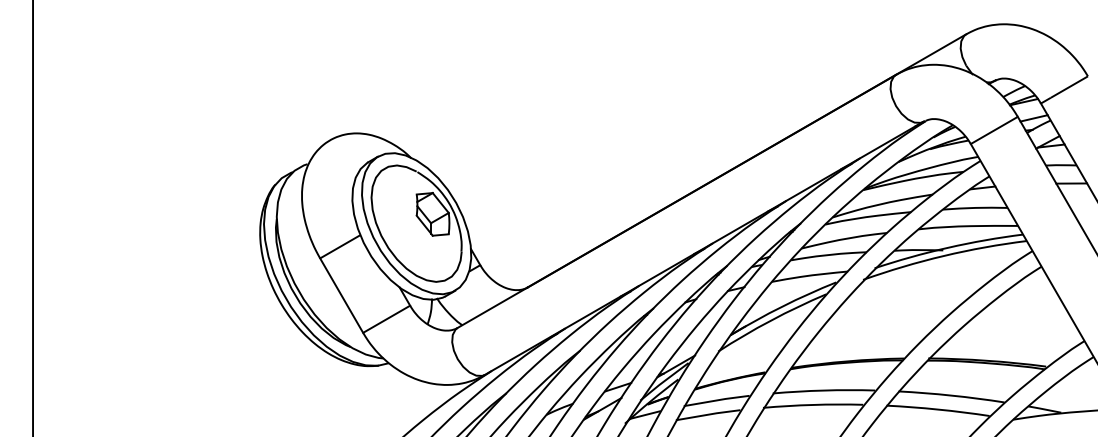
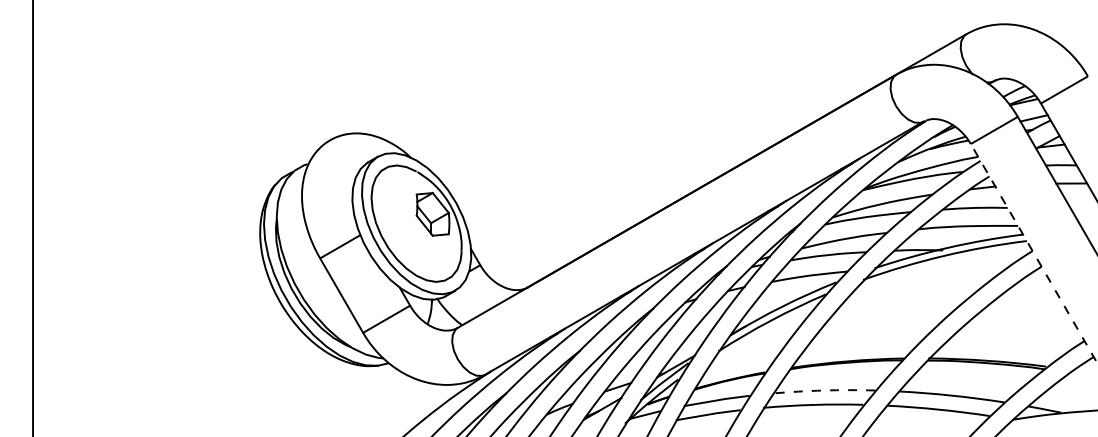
line: solid -> dashed (1034, 254)
arc: solid -> dashed (823, 390)
